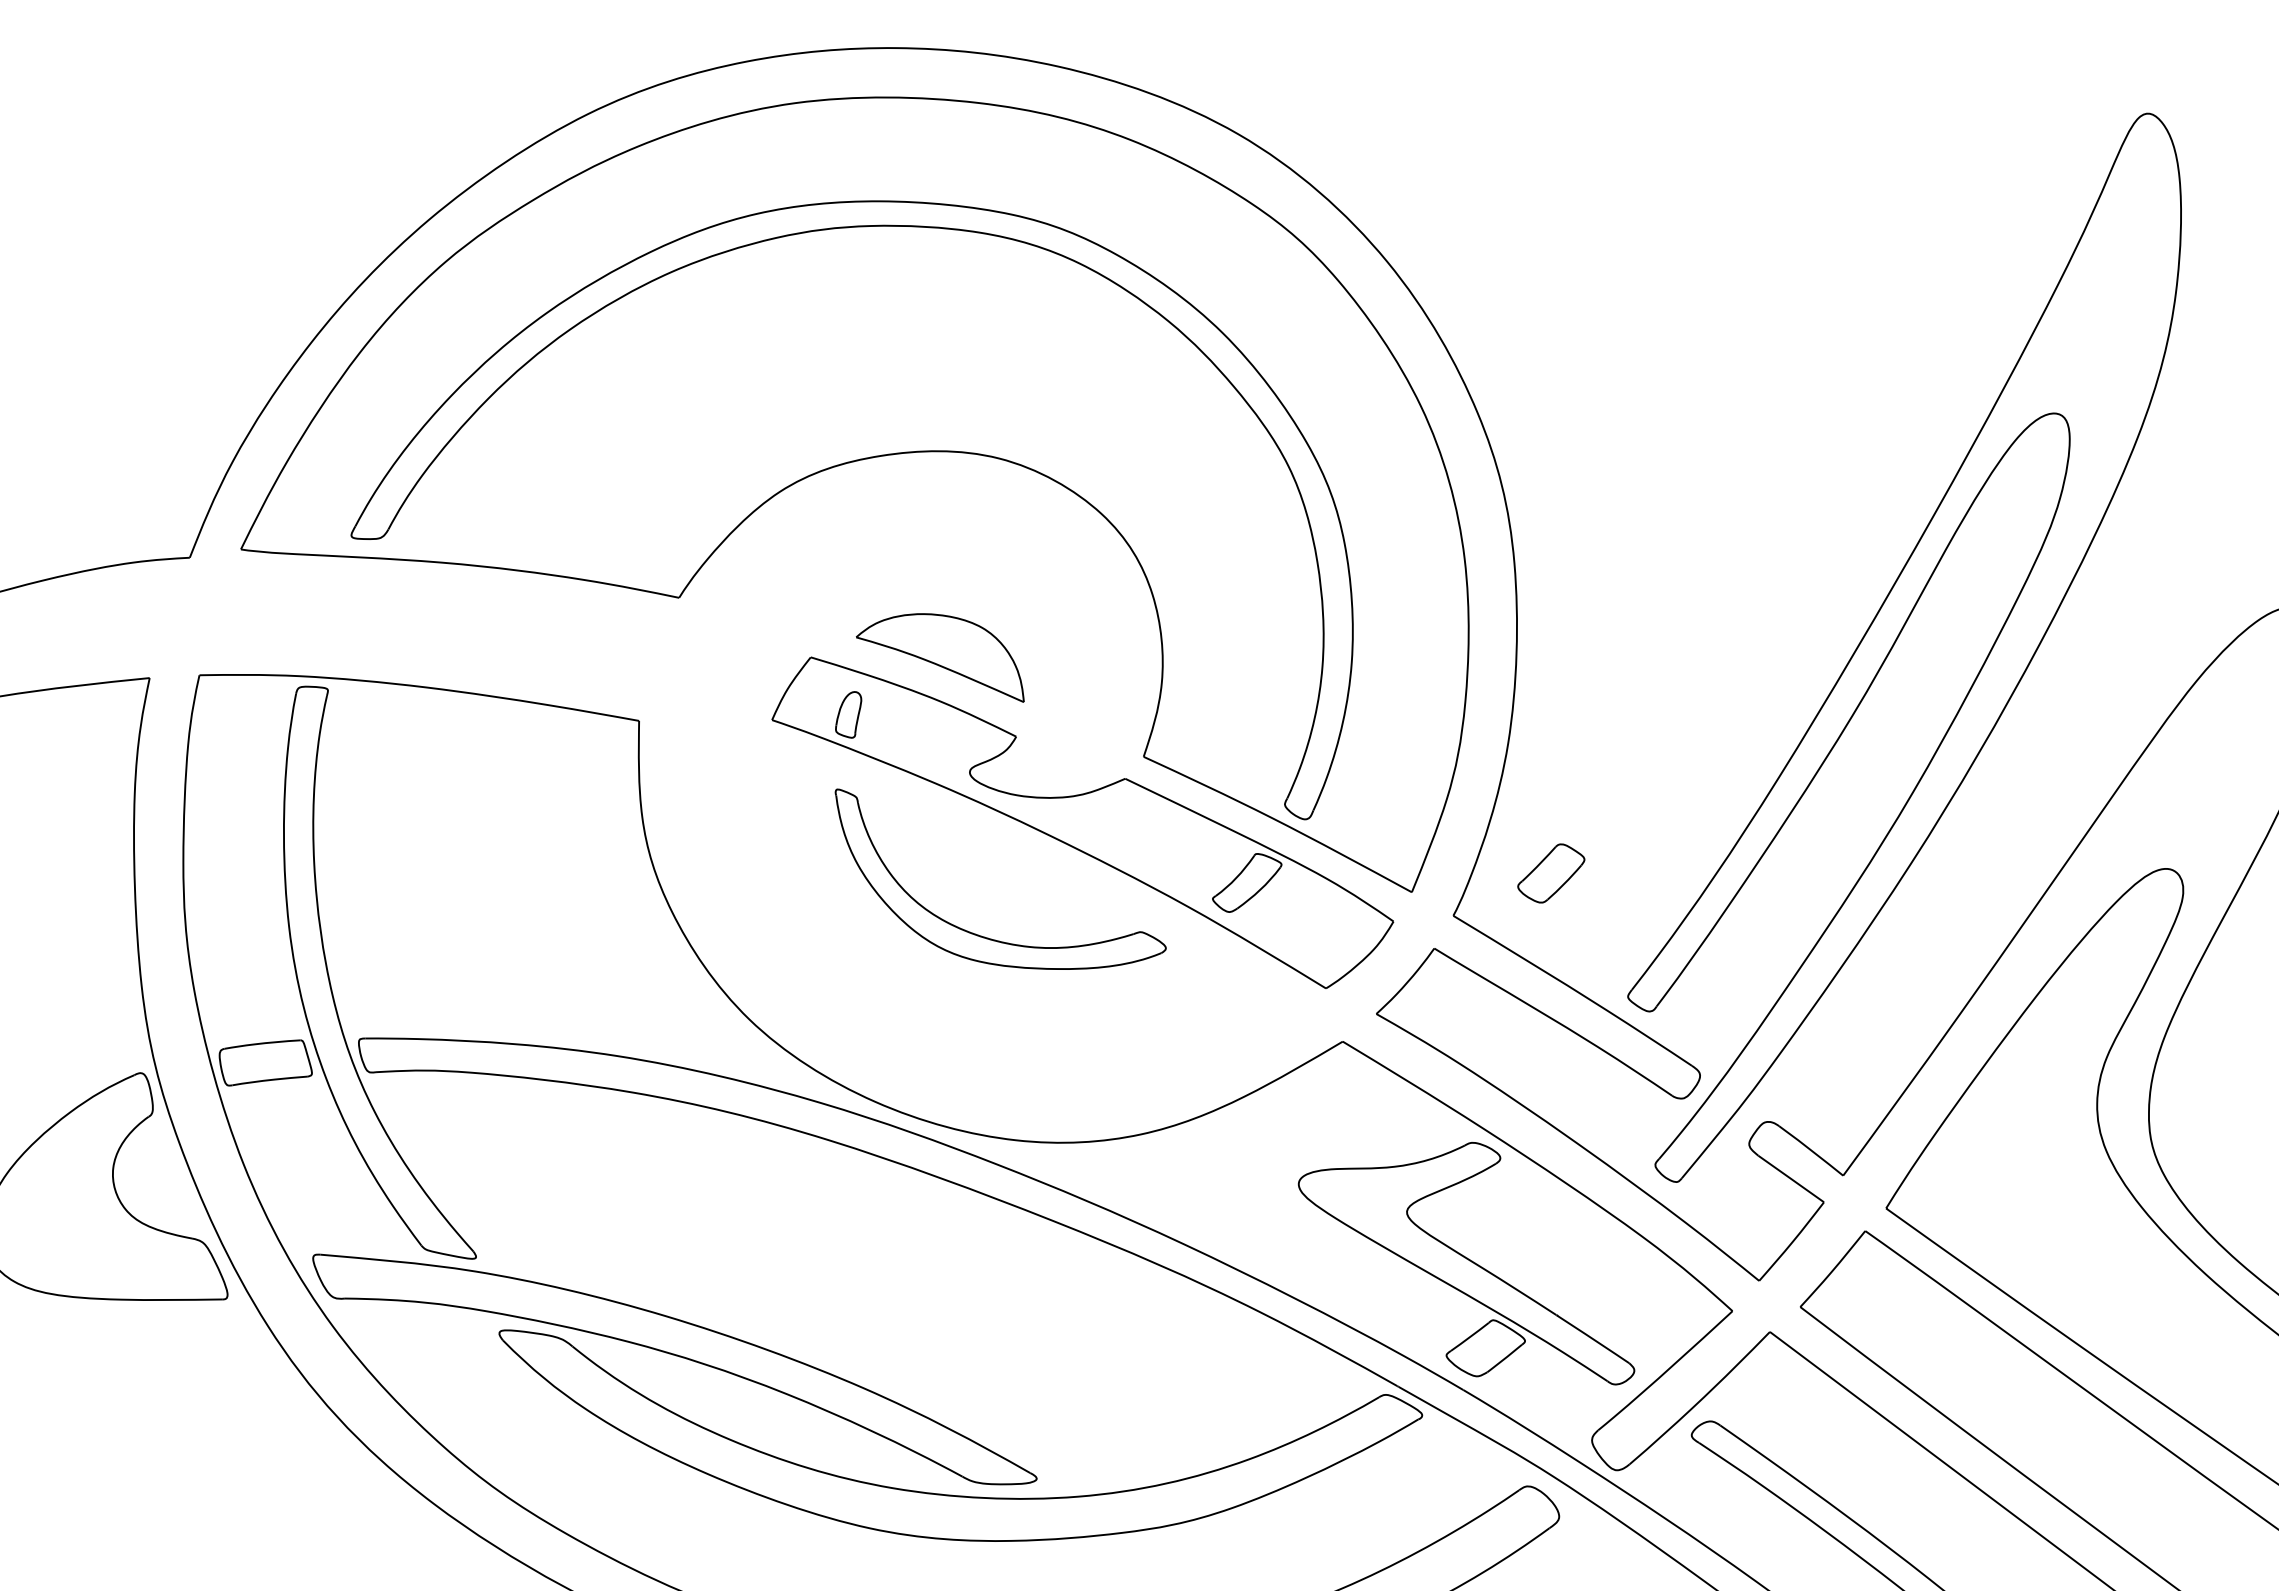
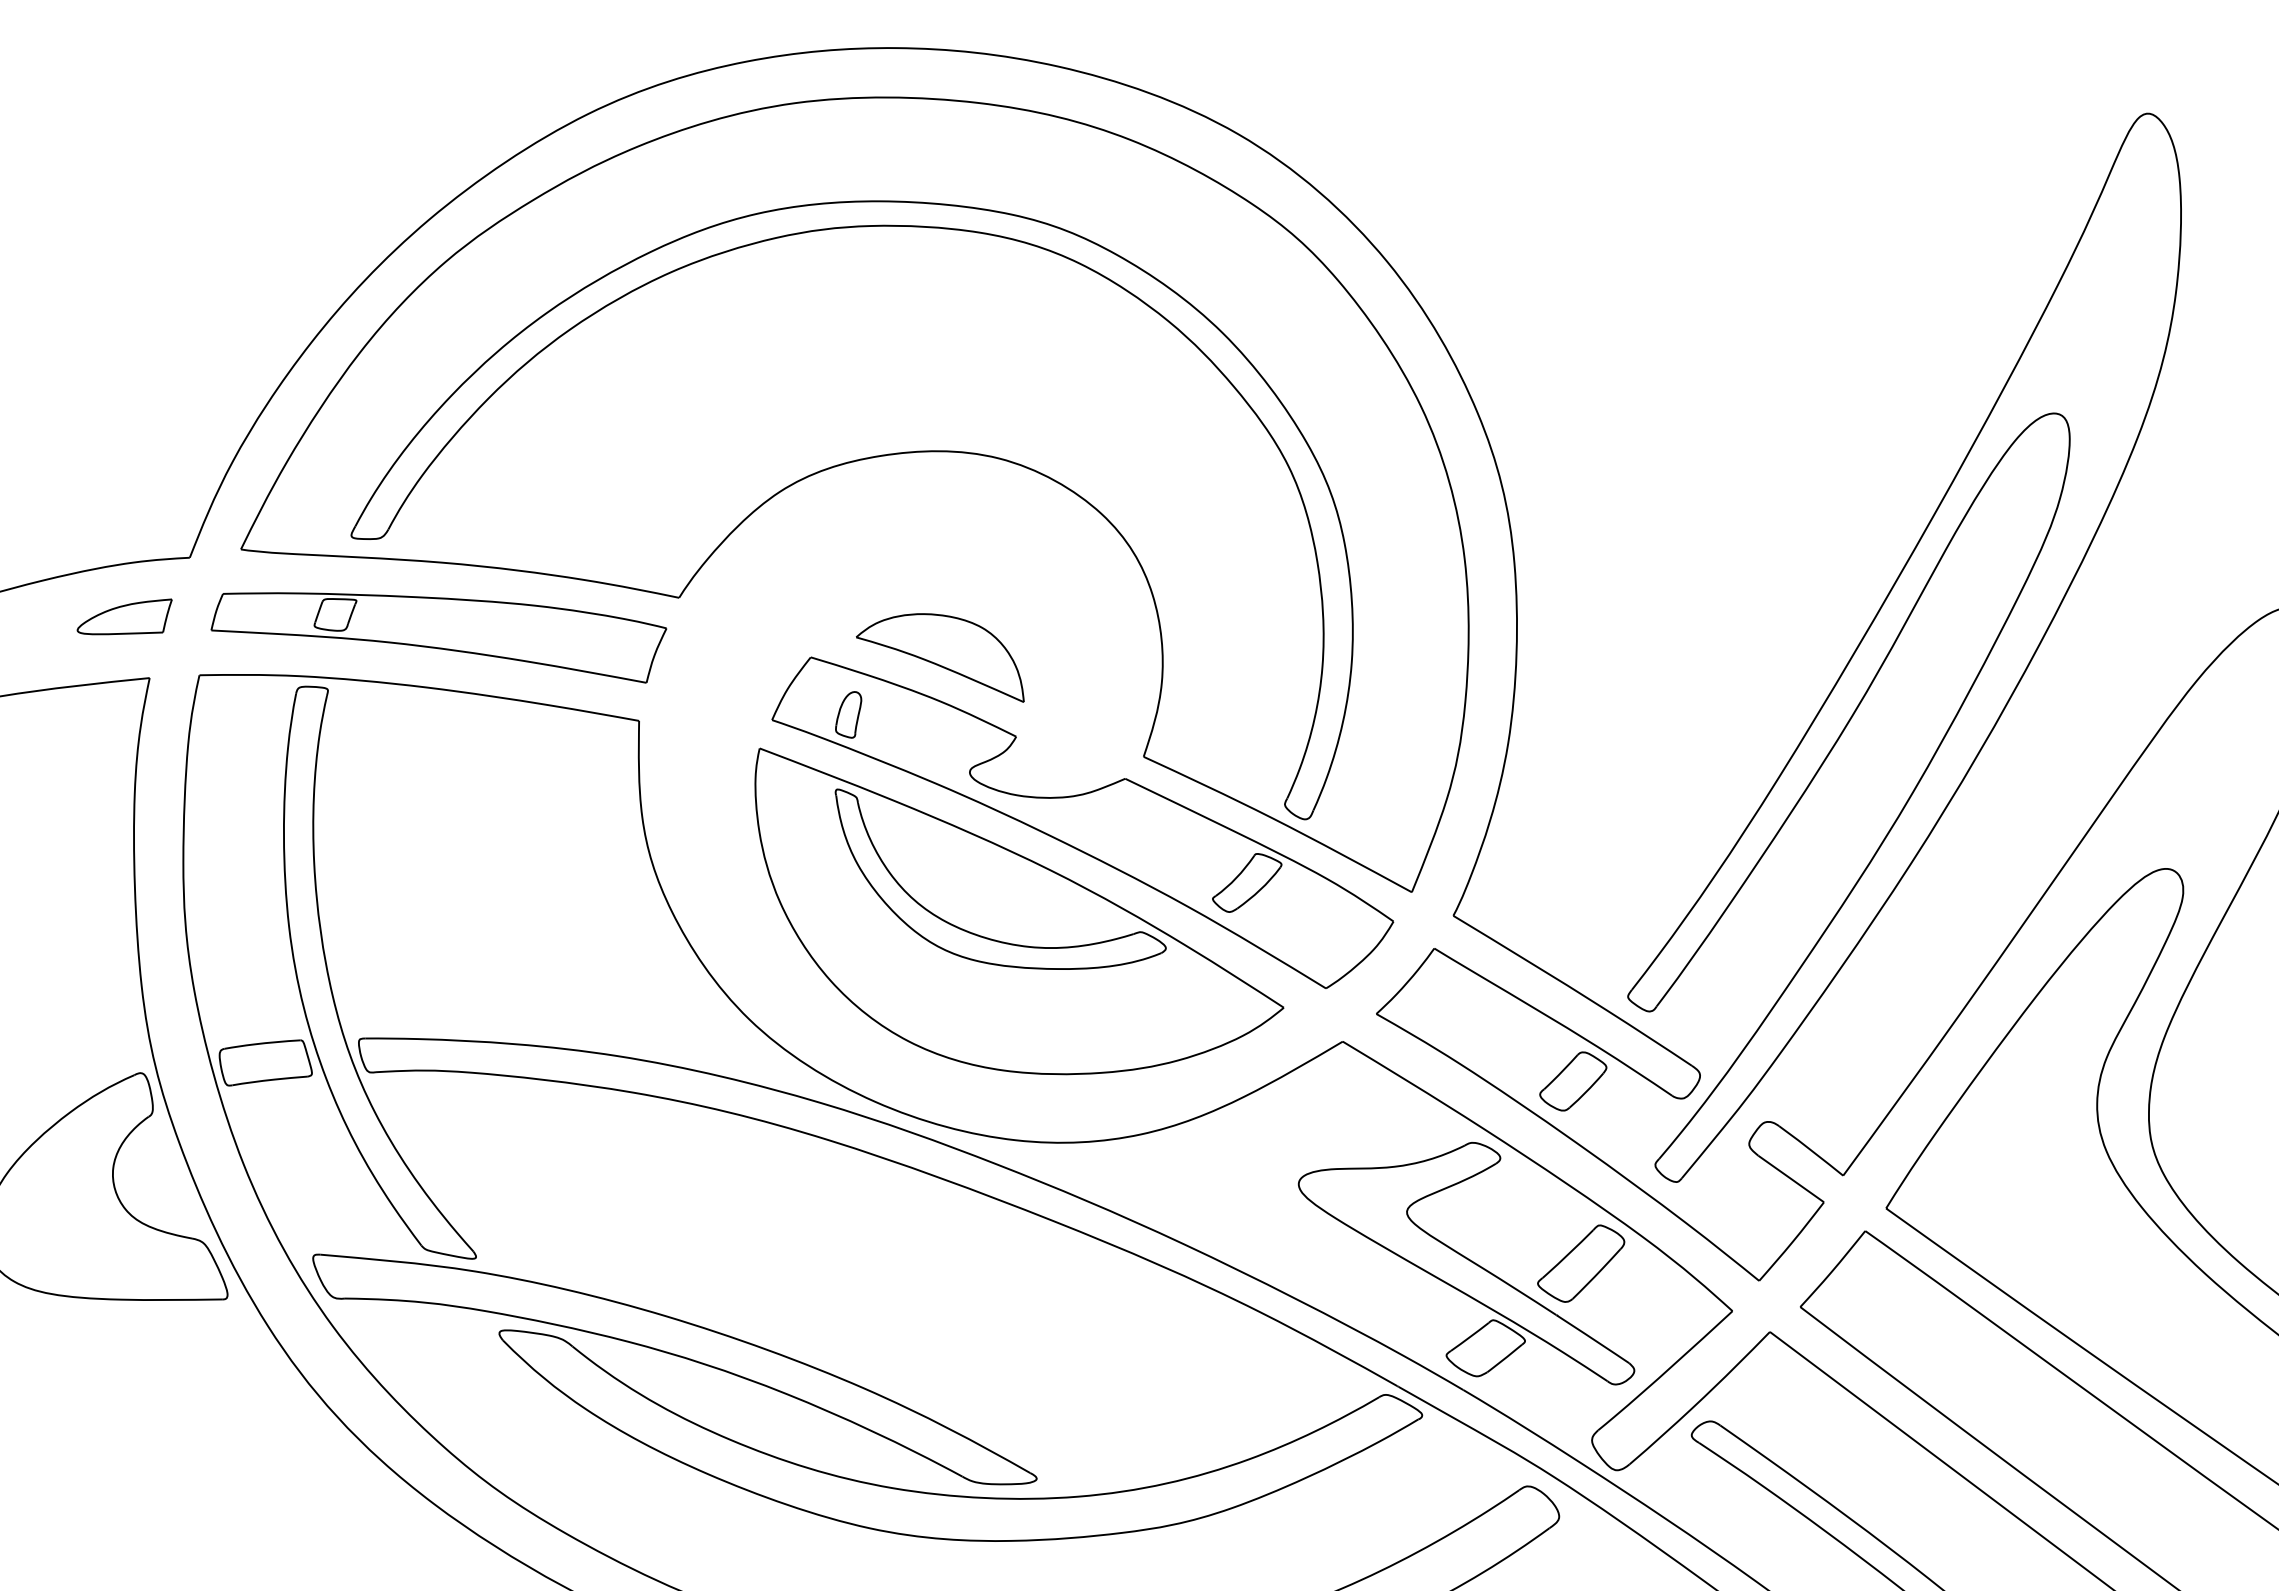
part: none -> present (124, 616)
part: none -> present (438, 637)
part position: (1551, 873) -> (1573, 1081) (1573, 1081)
part: none -> present (1019, 911)
part: none -> present (1581, 1263)
